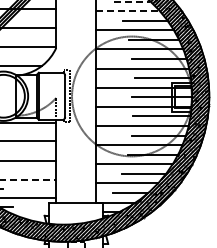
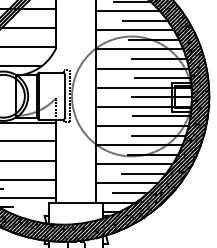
line: dashed -> solid (132, 1)
line: dashed -> solid (128, 11)
line: dashed -> solid (28, 179)
